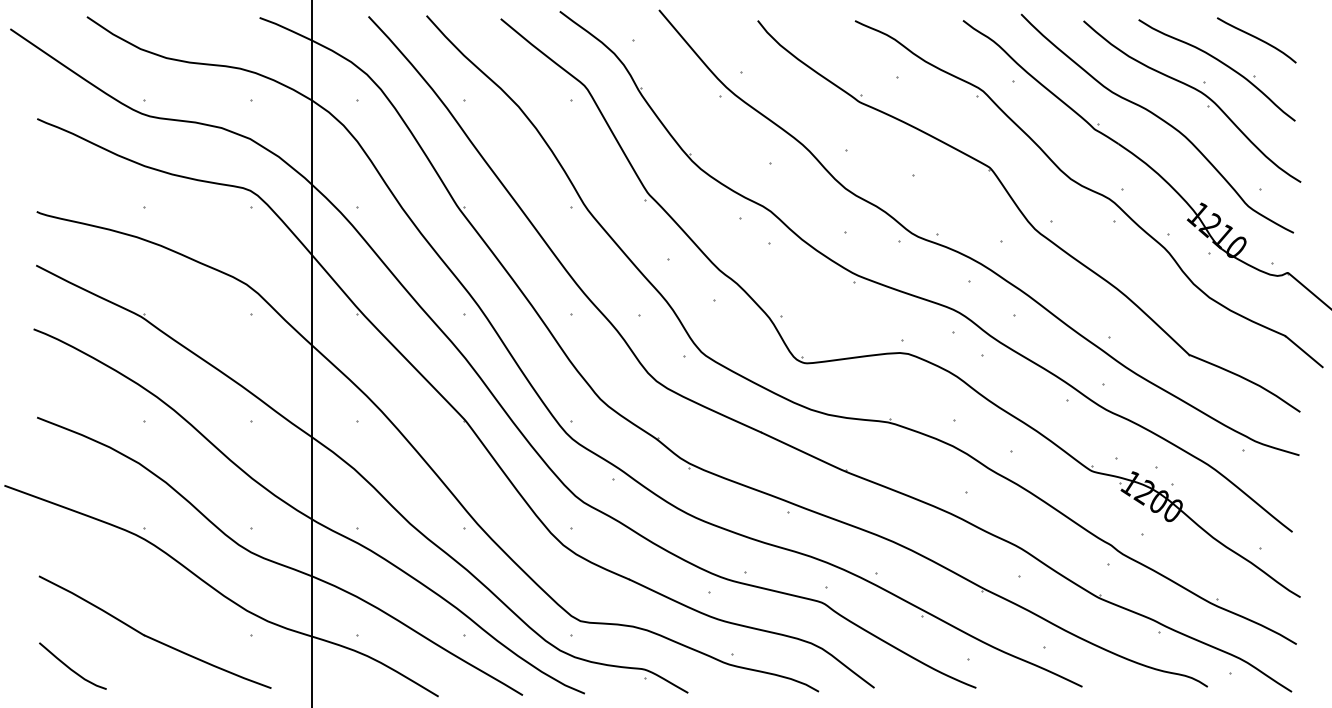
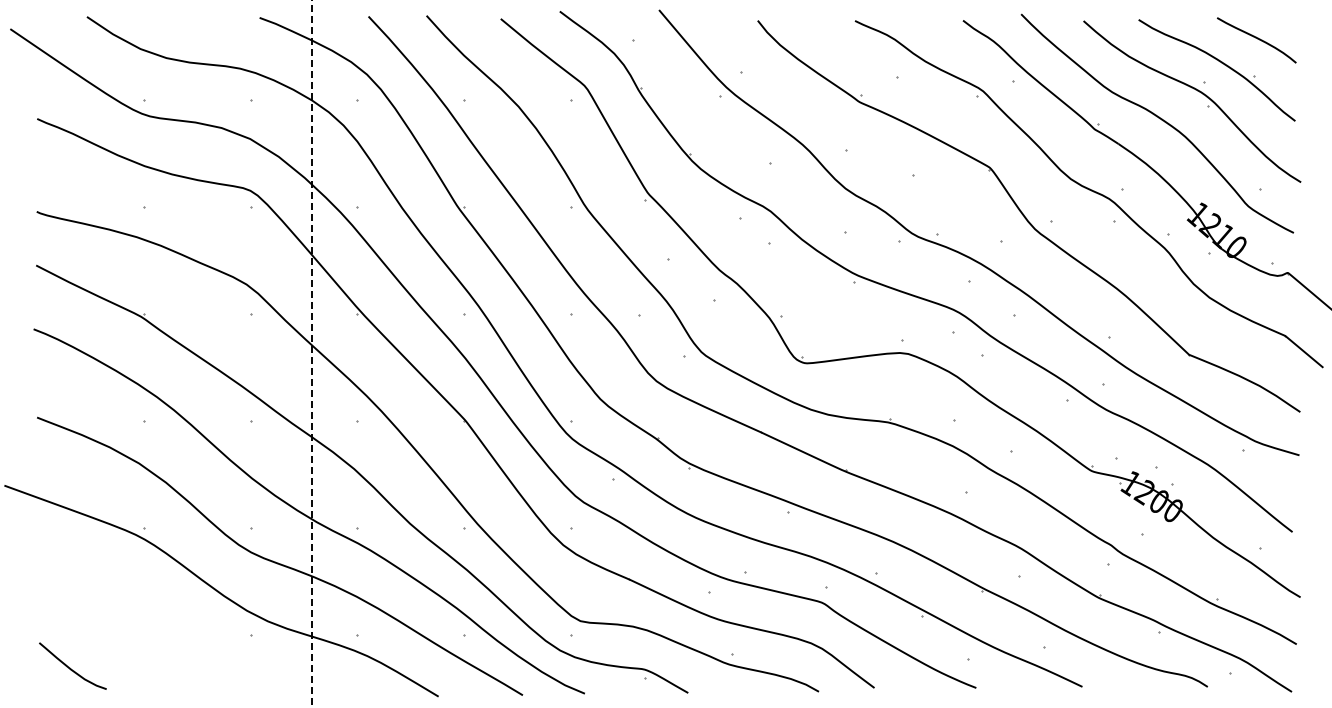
line: solid -> dashed (312, 353)
part: present -> none (151, 637)
